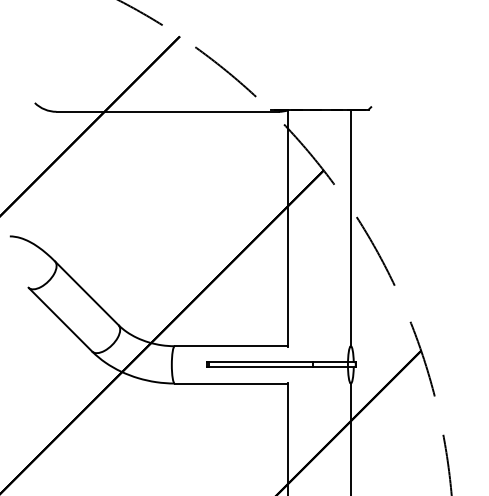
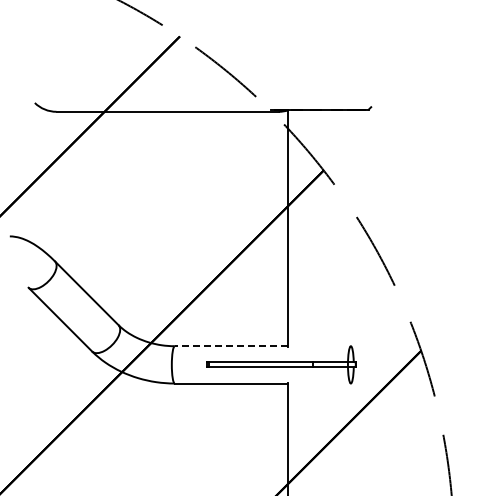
line: present -> none (351, 228)
line: solid -> dashed (231, 346)
line: present -> none (351, 437)
